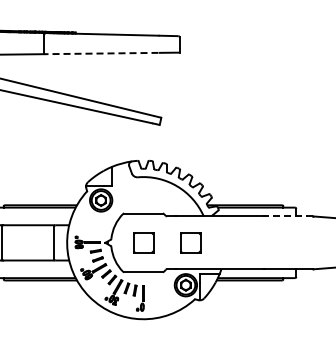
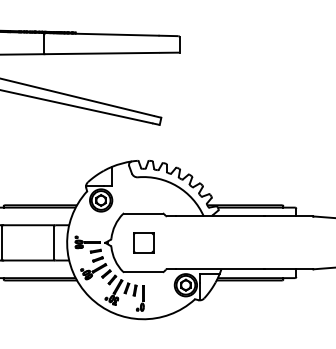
line: dashed -> solid (100, 53)
line: dashed -> solid (288, 216)
part: present -> none (190, 242)
